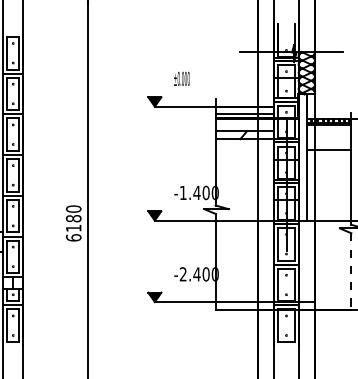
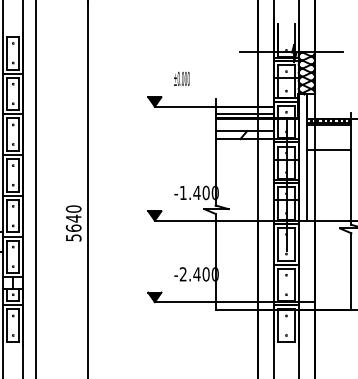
line: none -> present (35, 188)
text: 6180 -> 5640 (73, 227)
line: dashed -> solid (351, 272)
